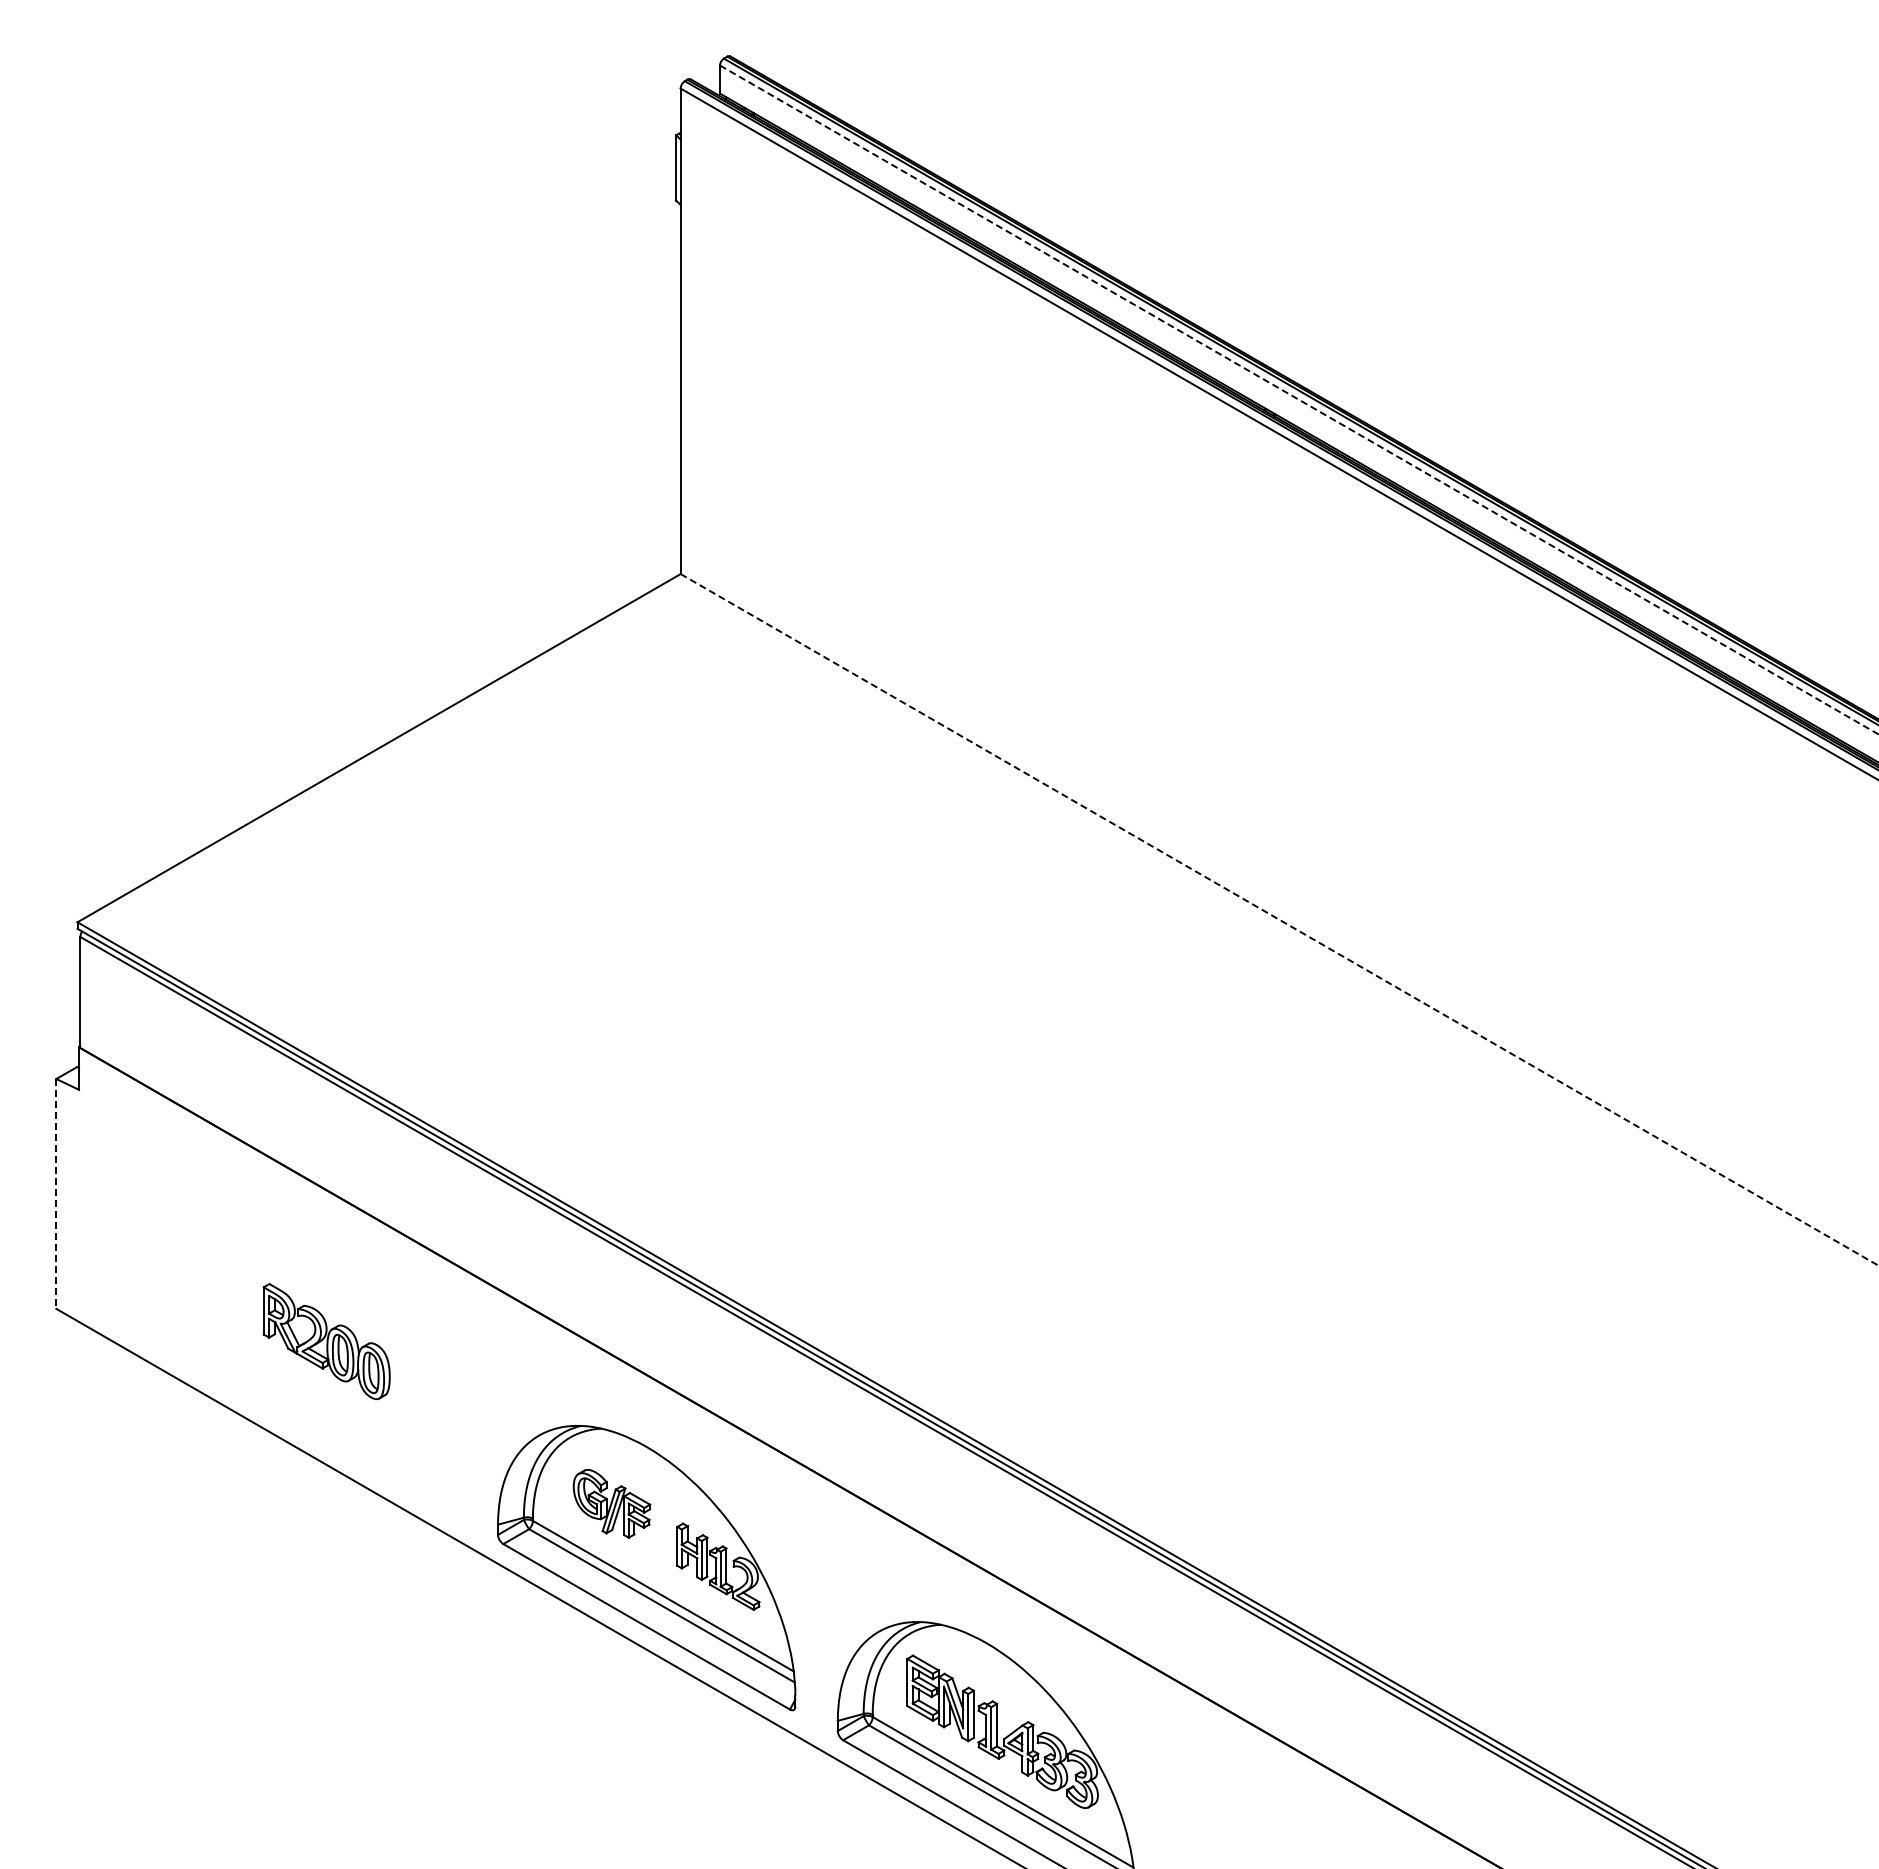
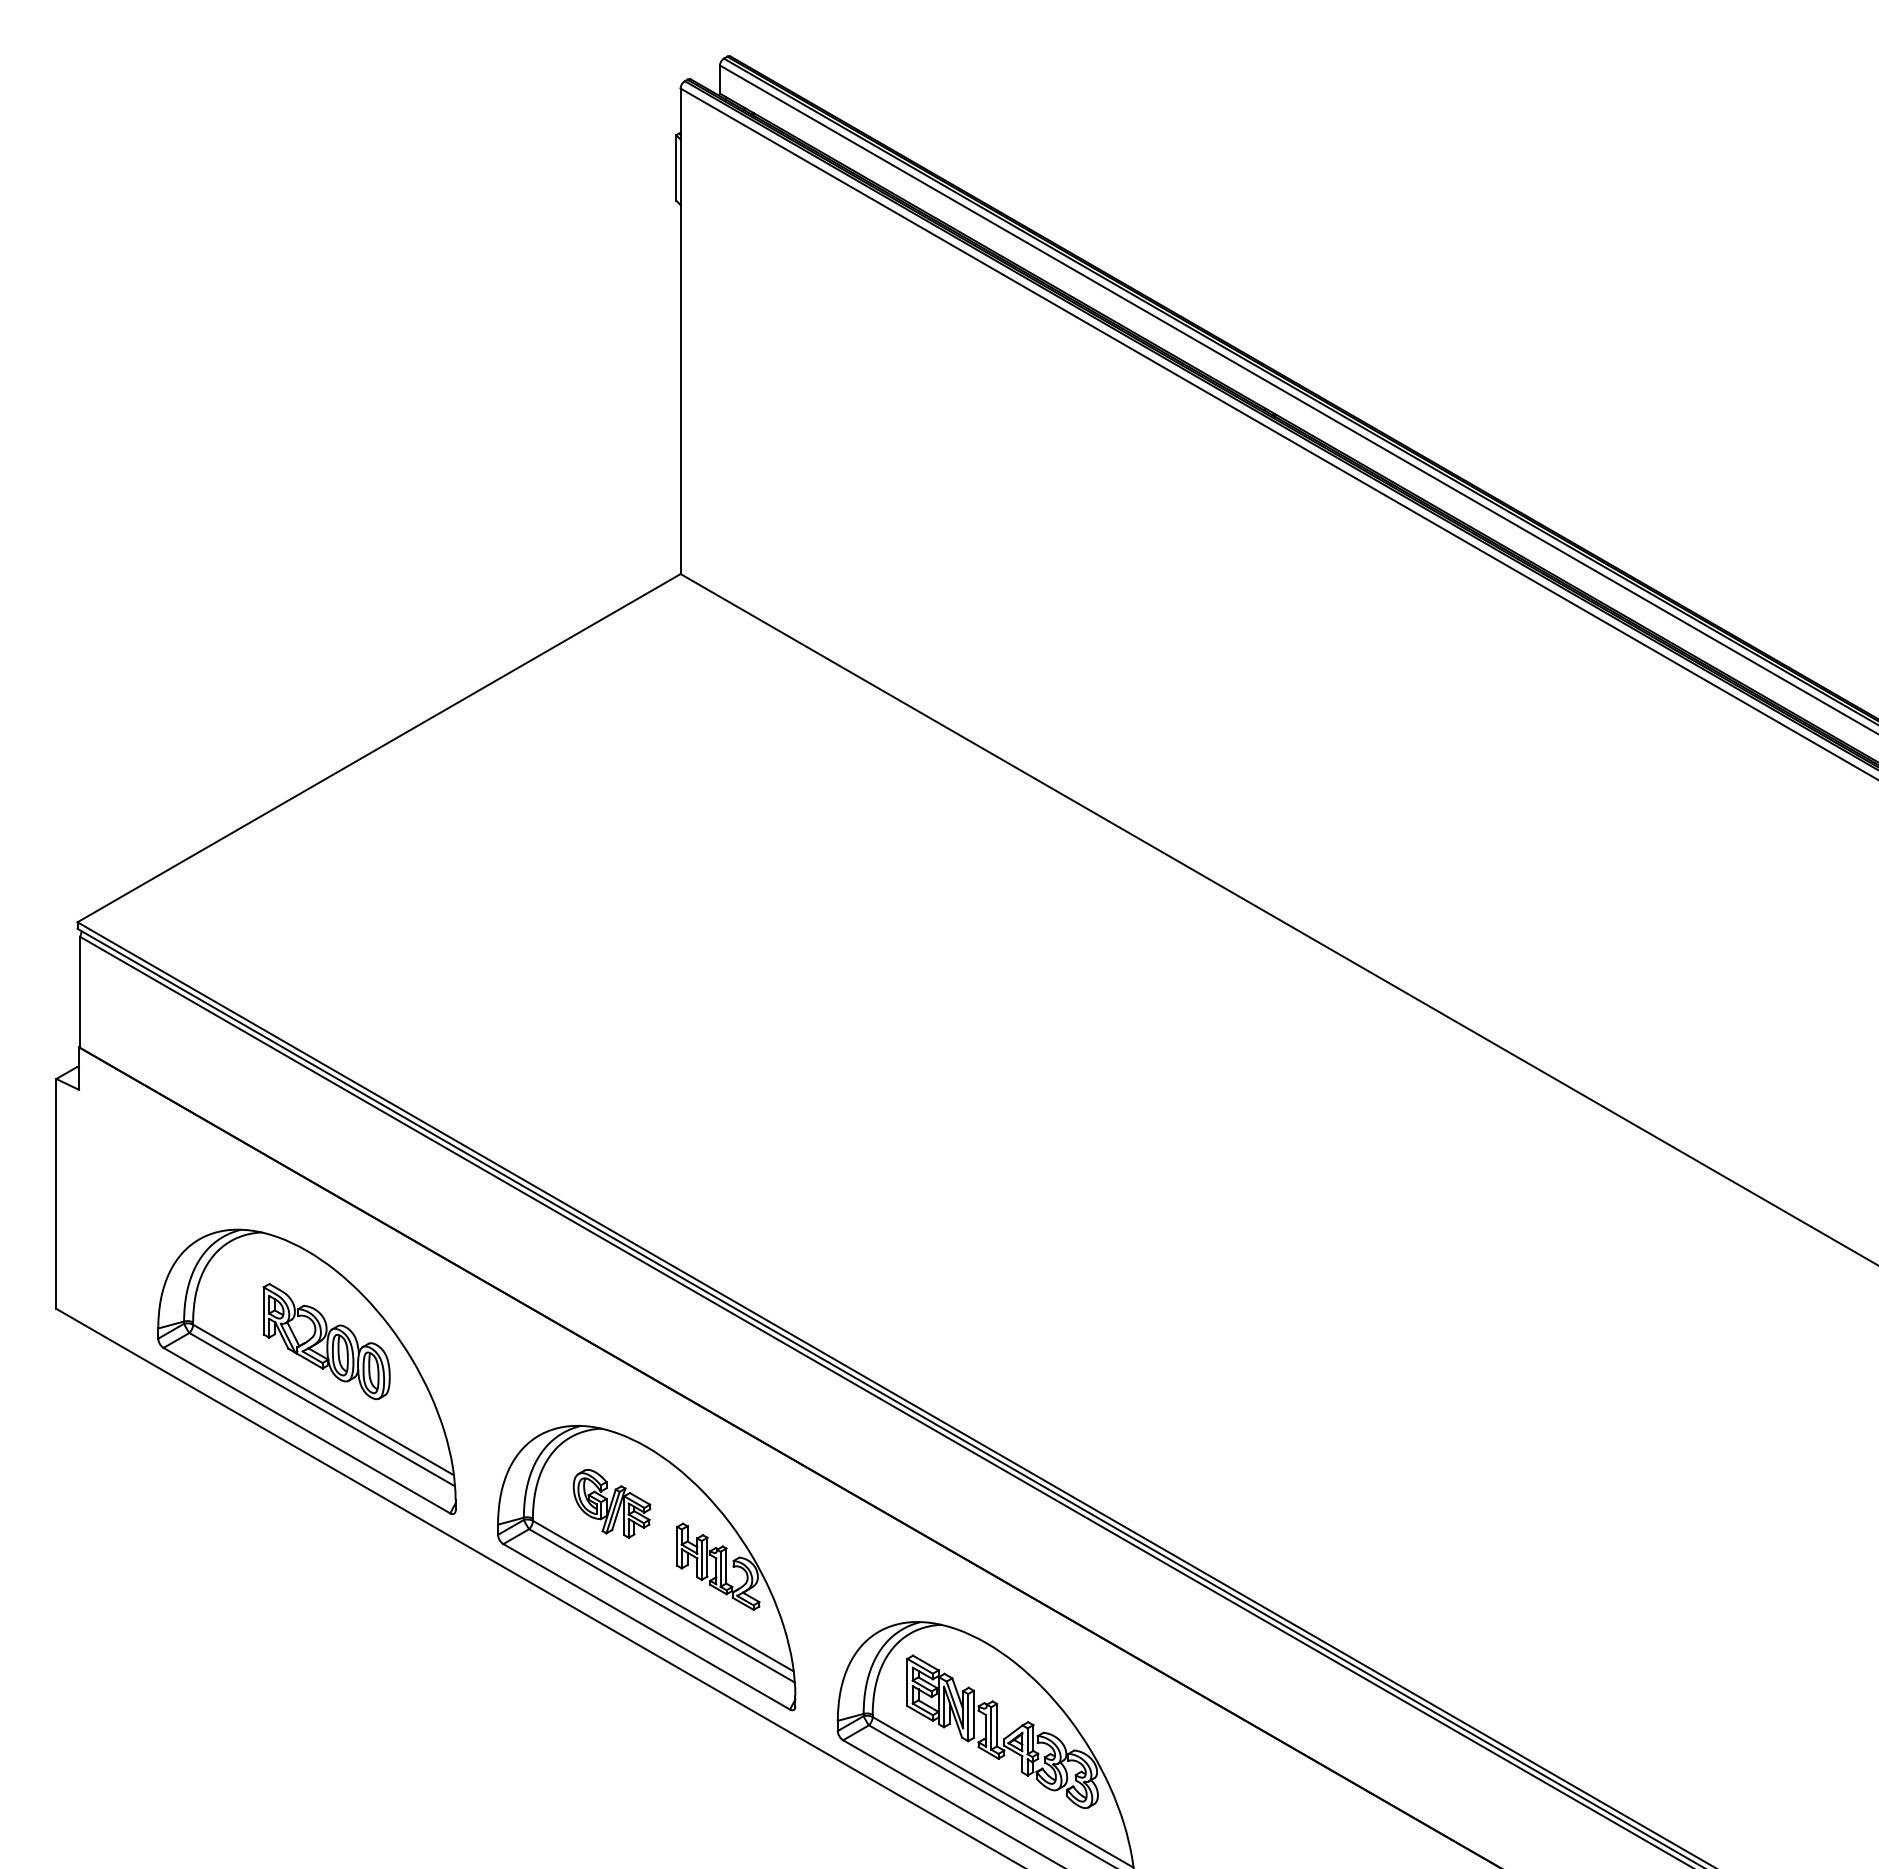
line: dashed -> solid (1299, 399)
line: dashed -> solid (1279, 920)
line: dashed -> solid (56, 1193)
part: none -> present (306, 1371)
